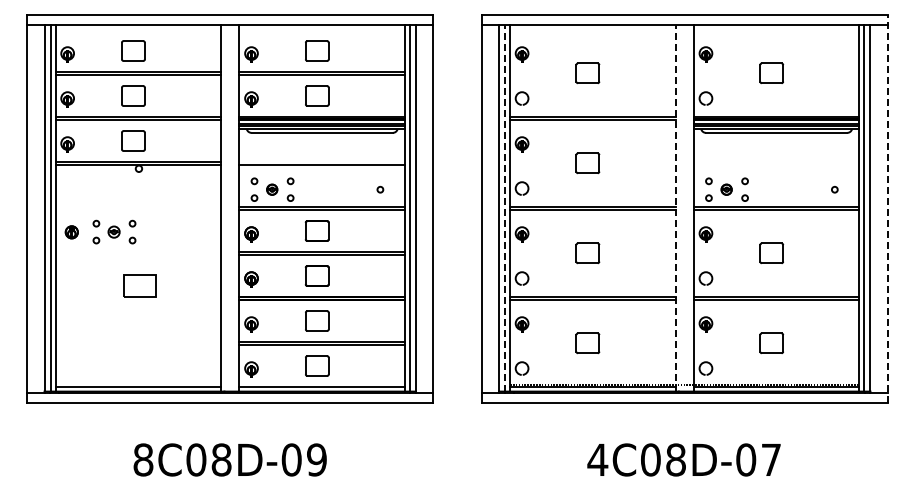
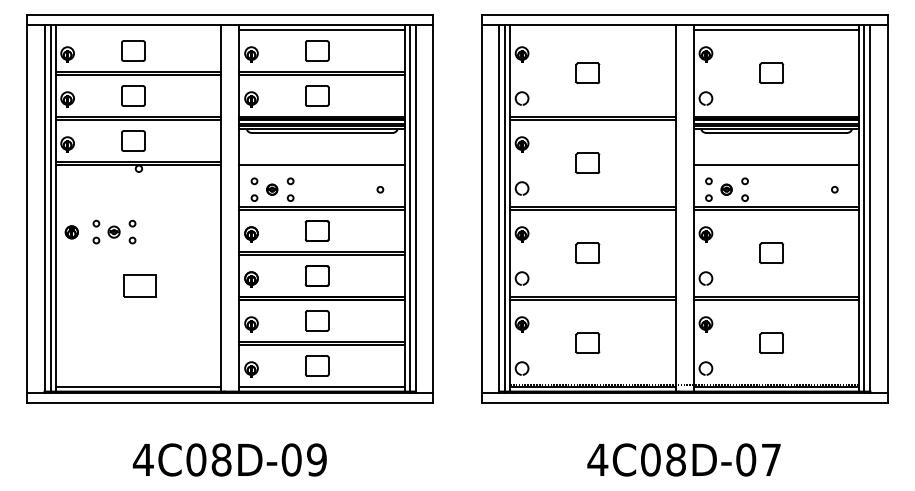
line: none -> present (322, 29)
line: none -> present (776, 29)
line: none -> present (776, 164)
line: dashed -> solid (505, 207)
line: dashed -> solid (675, 207)
line: dashed -> solid (887, 208)
text: 8C08D-09 -> 4C08D-09 (142, 459)
